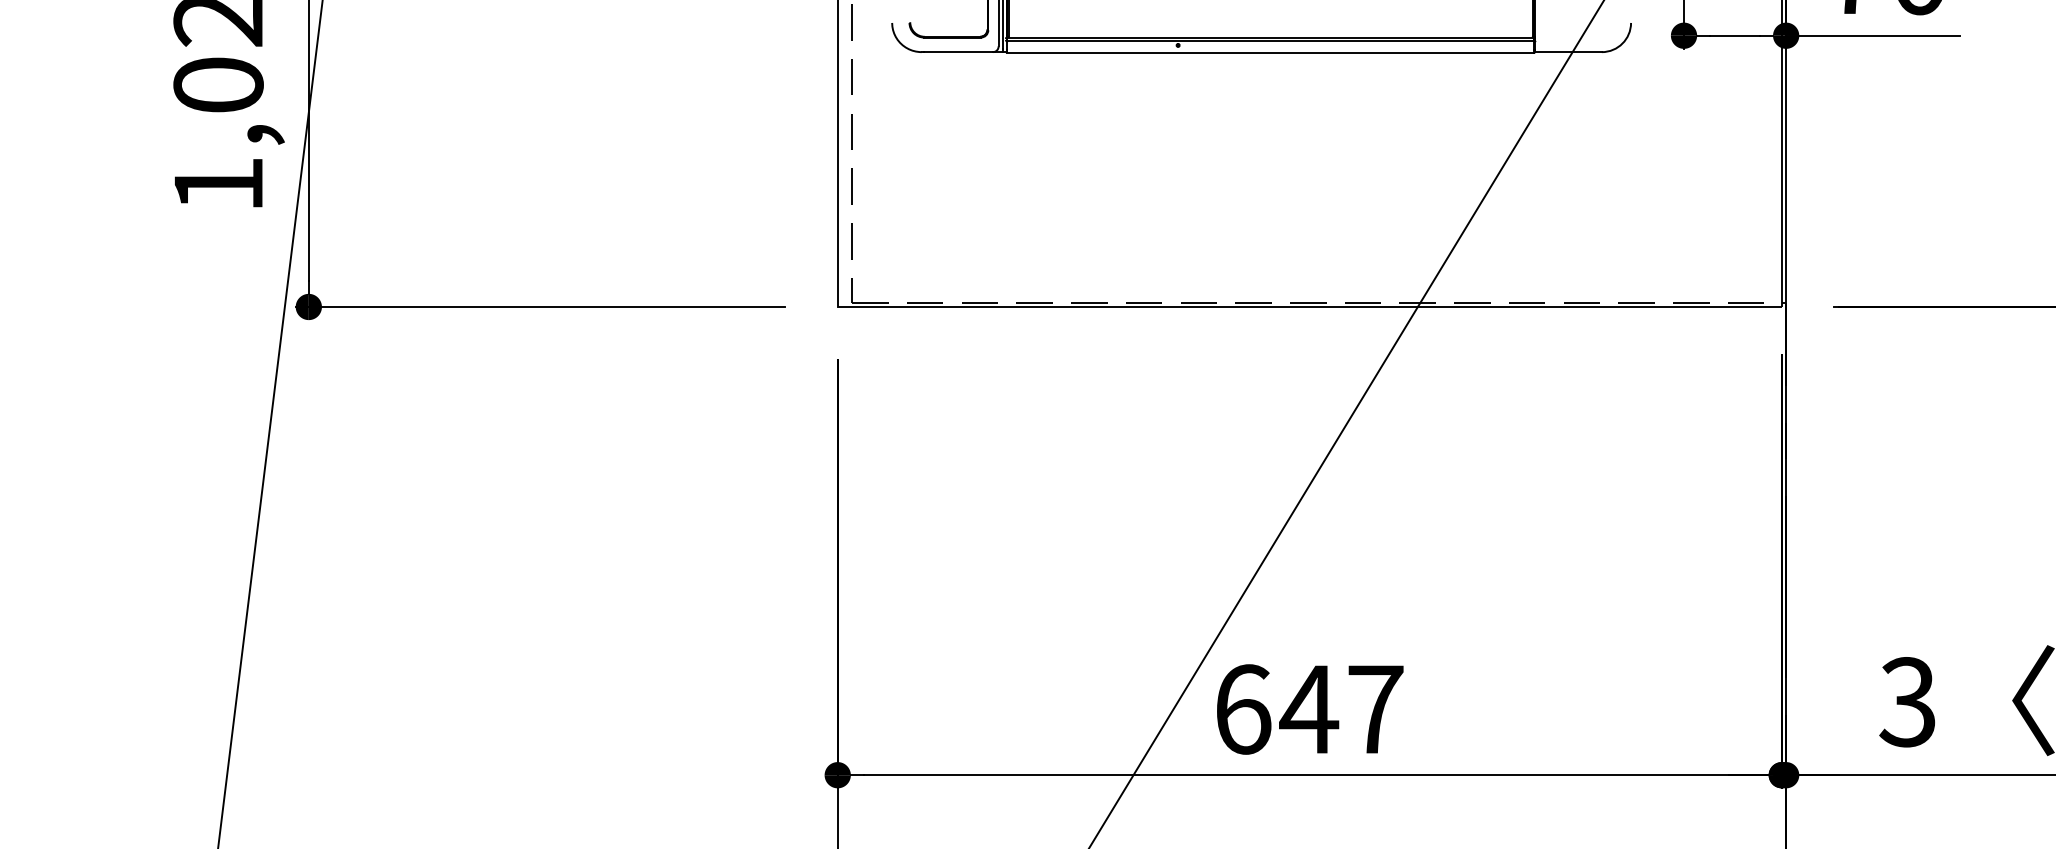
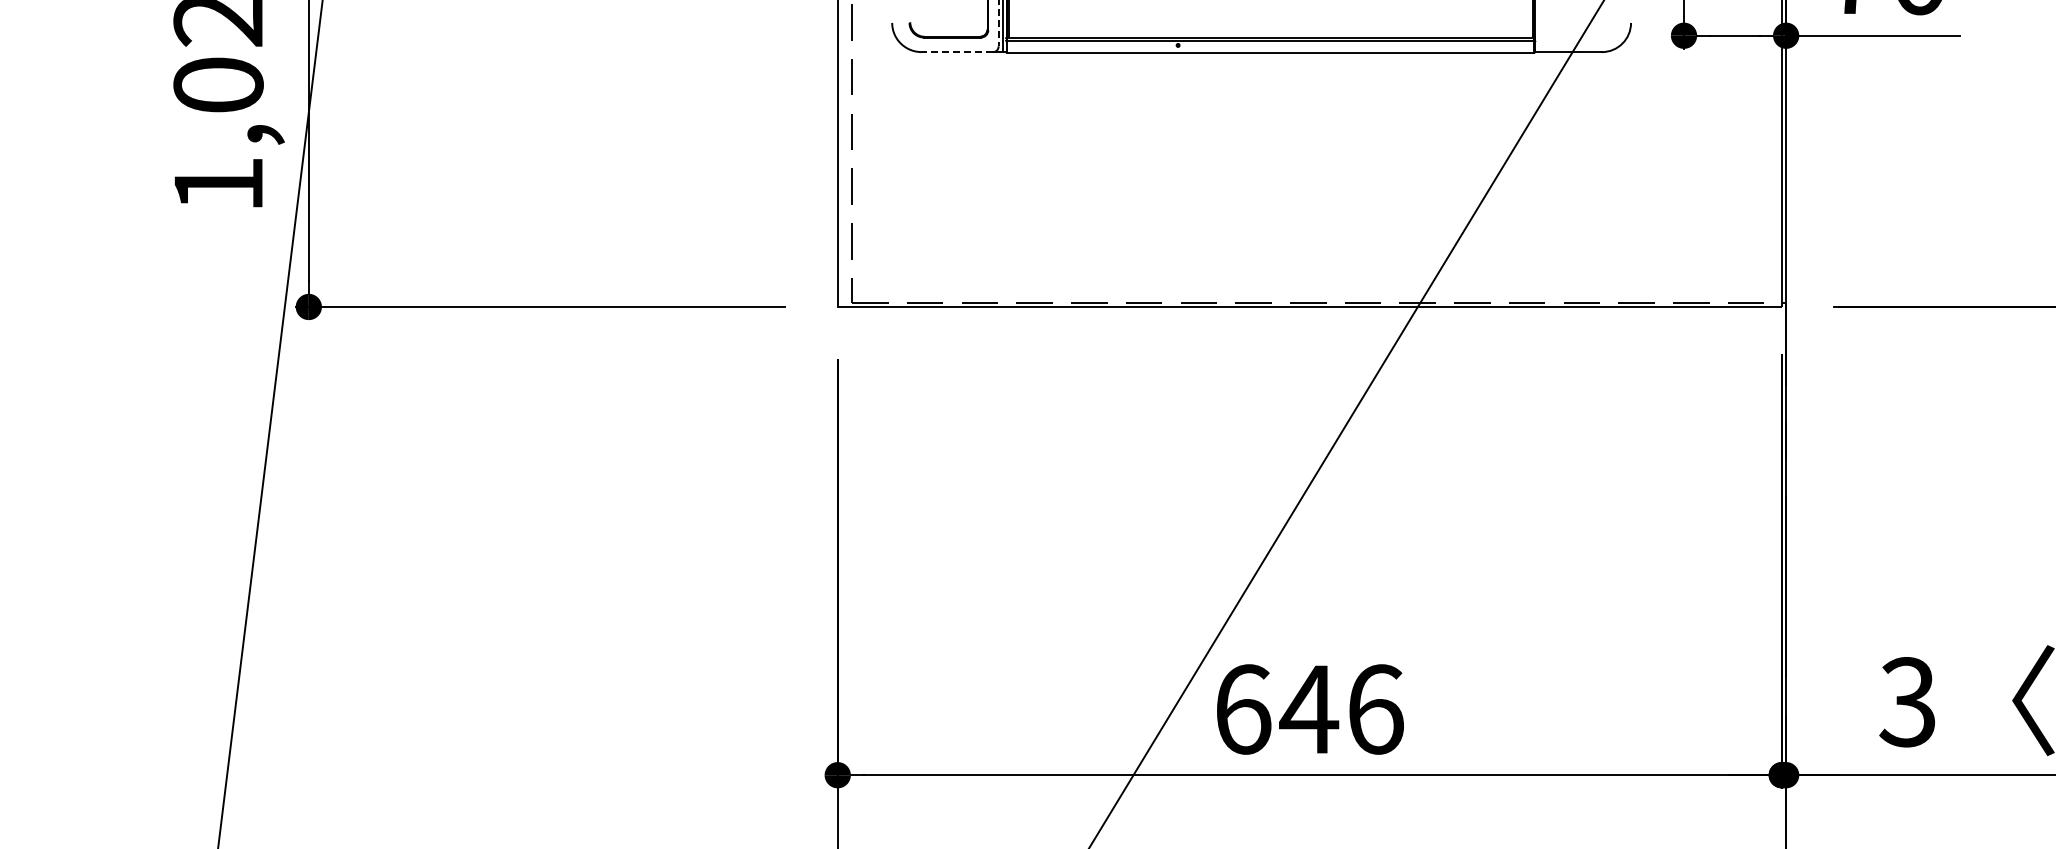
line: solid -> dashed (998, 23)
line: solid -> dashed (958, 52)
text: 647 -> 646 (1375, 709)
